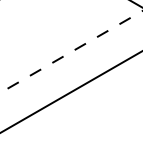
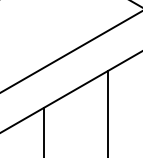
line: dashed -> solid (71, 51)
line: none -> present (107, 112)
line: none -> present (44, 130)
